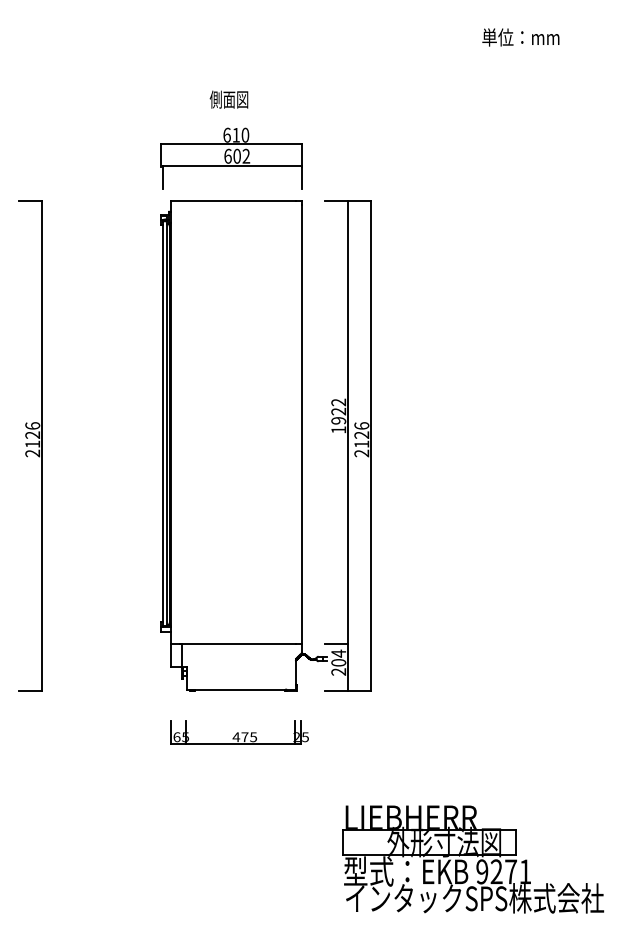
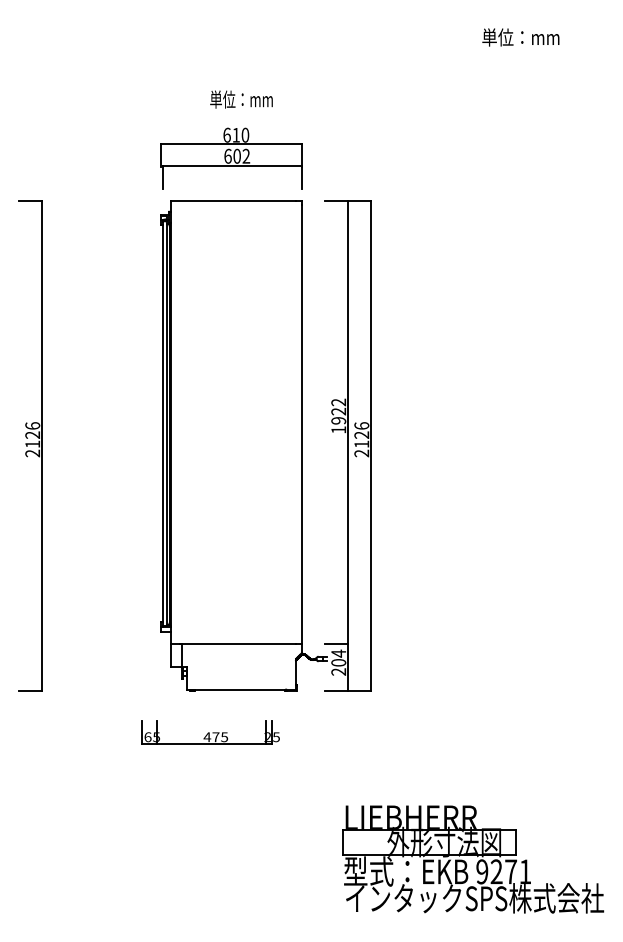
text: 側面図 -> 単位：mm (240, 99)
part position: (239, 732) -> (210, 732) (210, 732)
